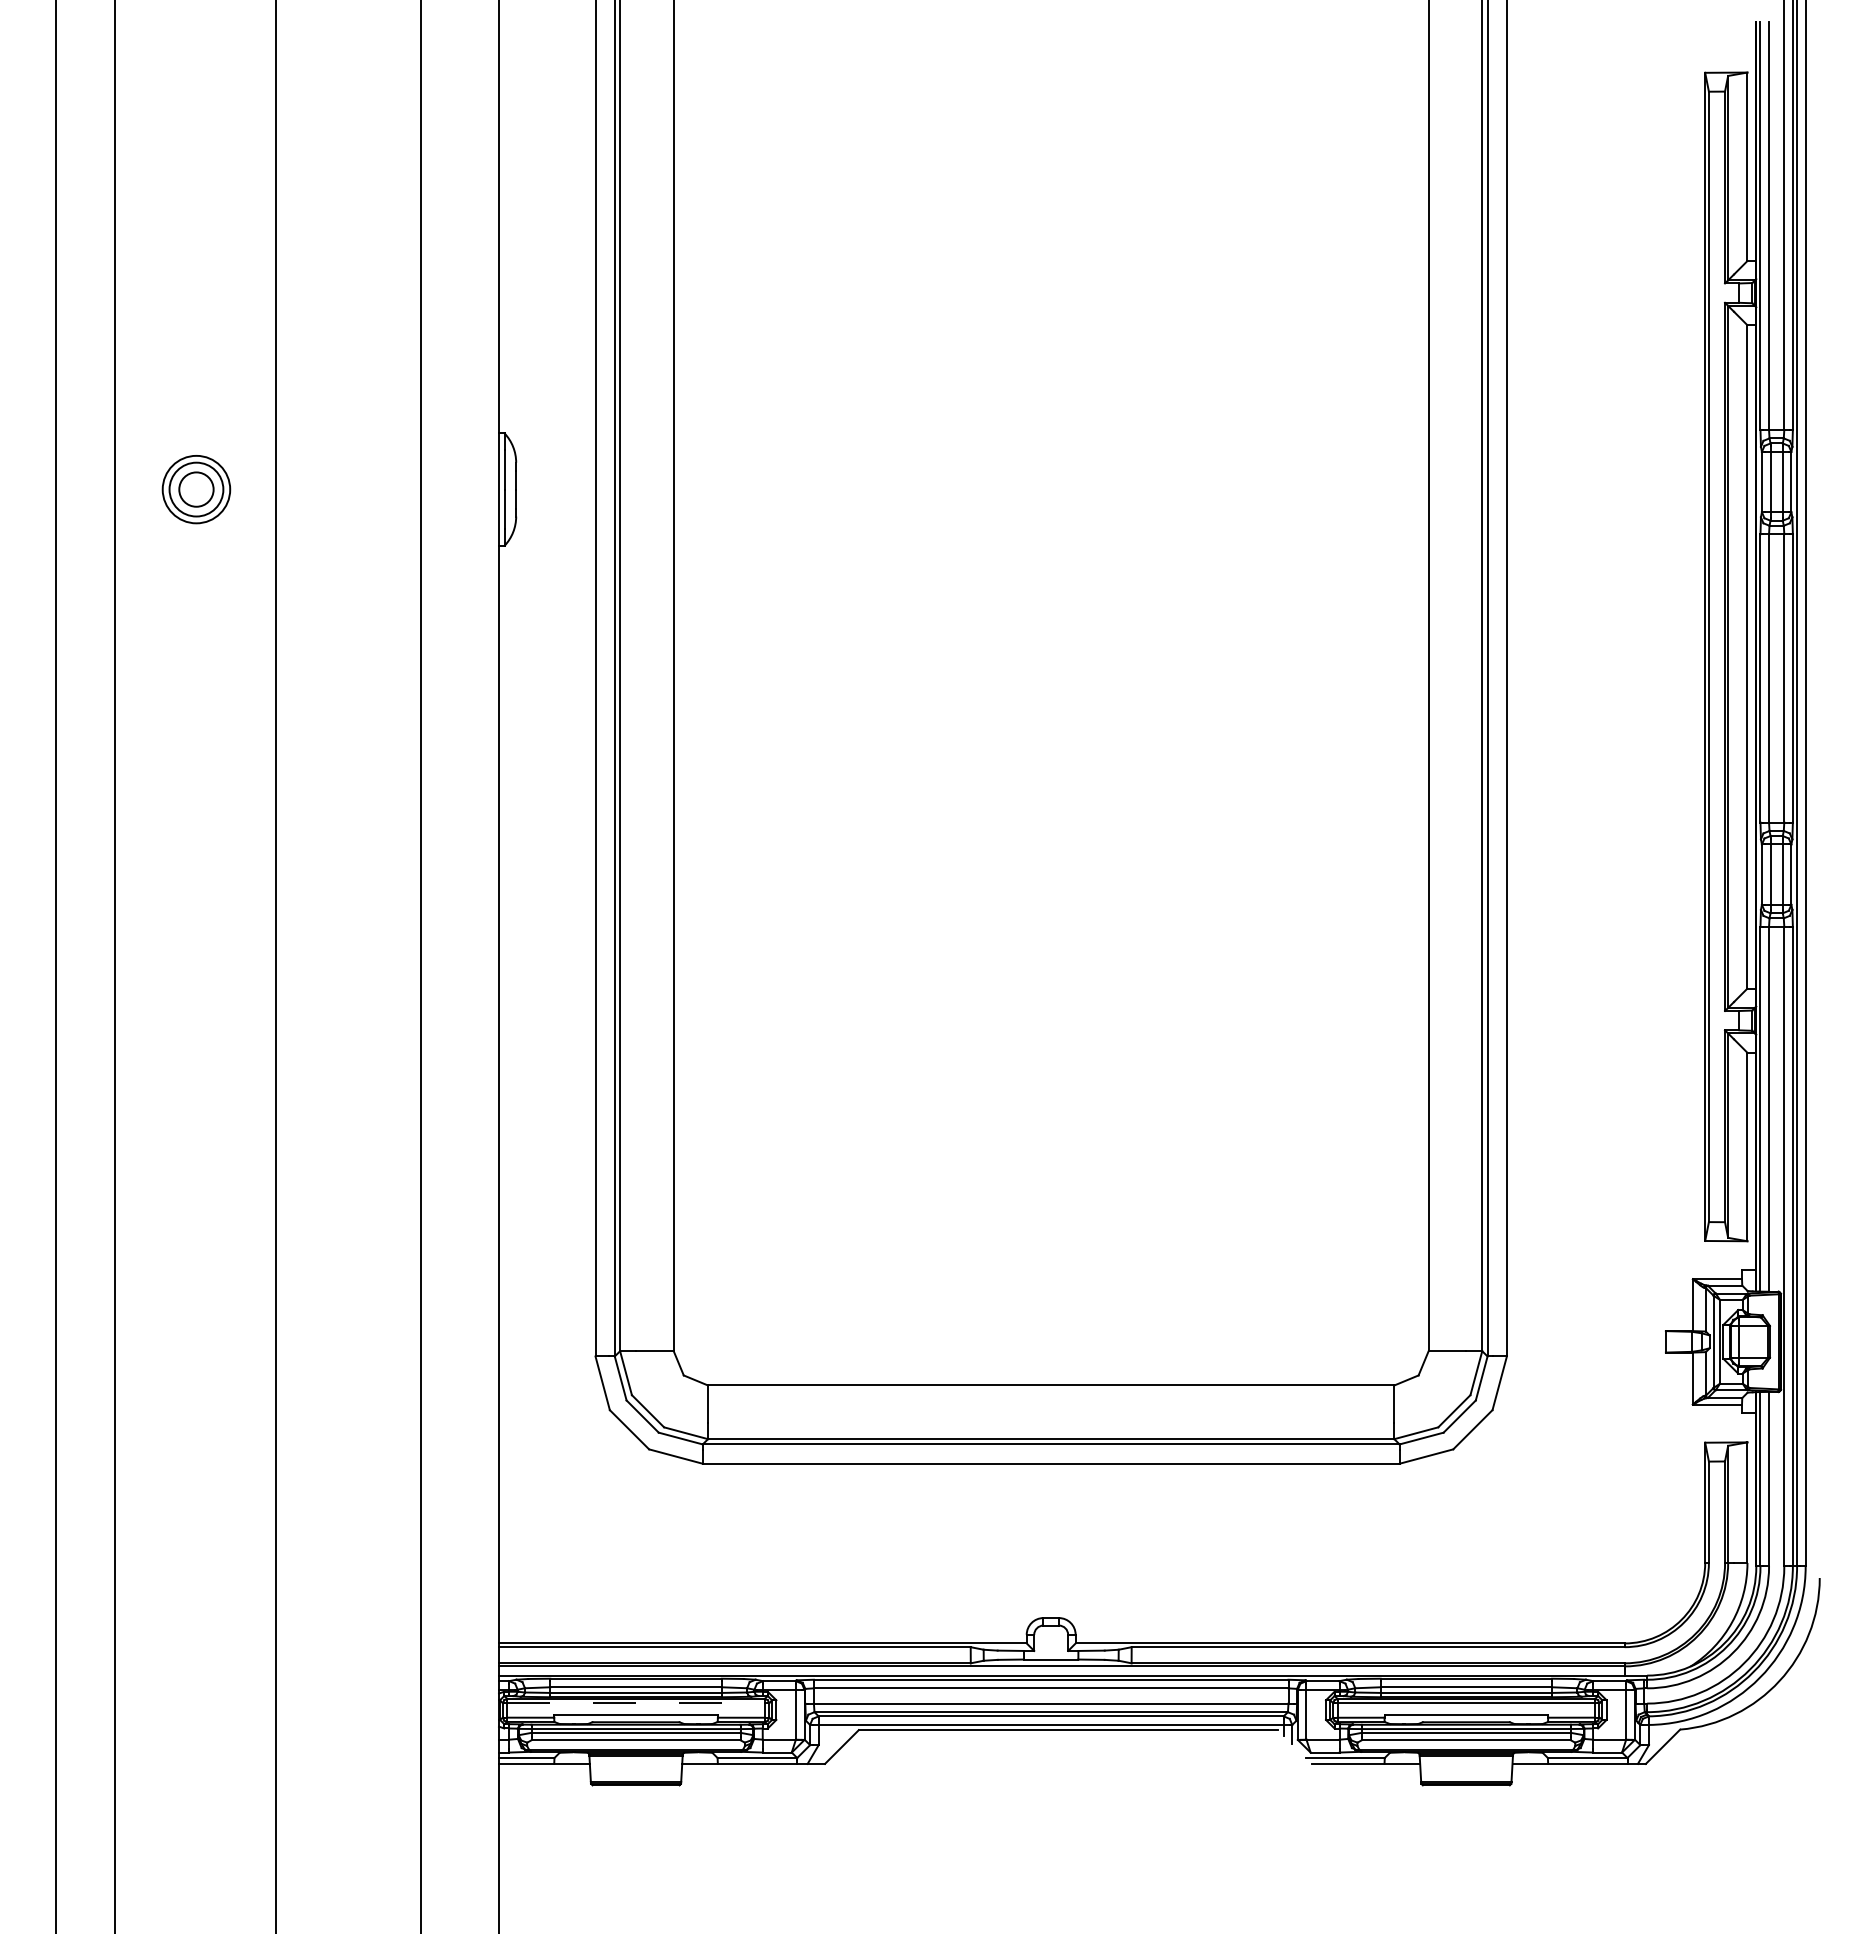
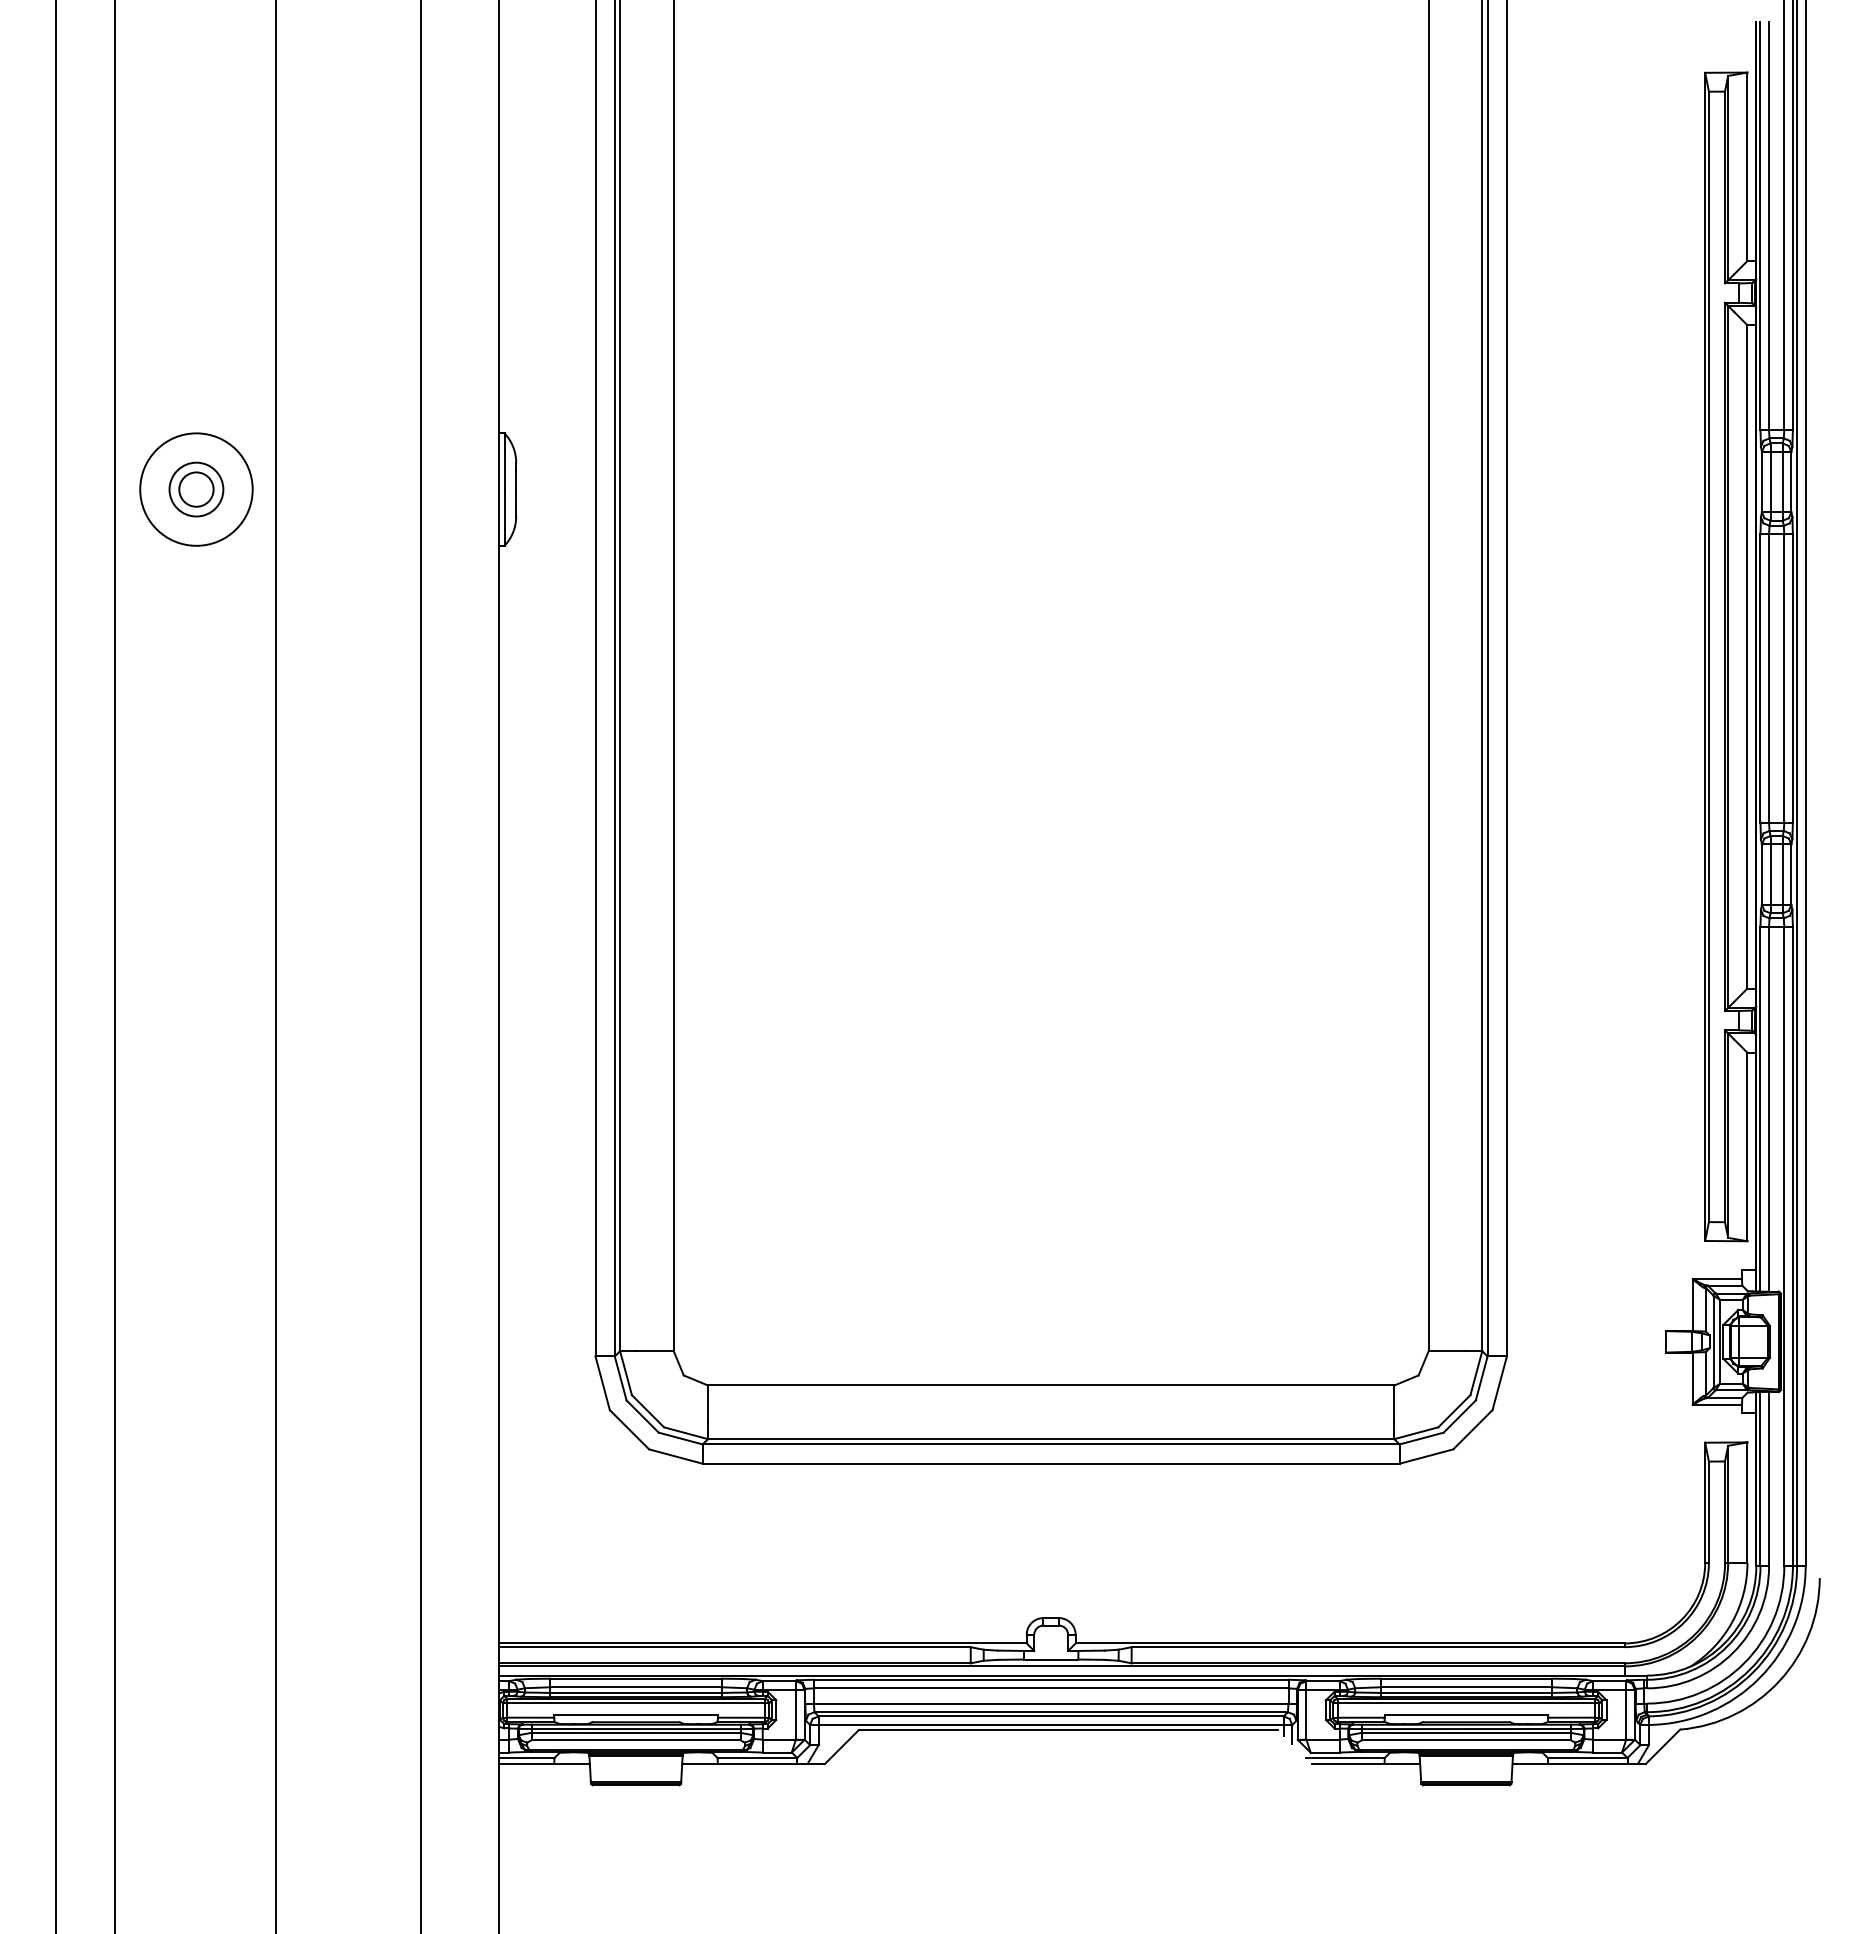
circle diameter: 67 px -> 112 px (196, 489)
line: dashed -> solid (636, 1703)
